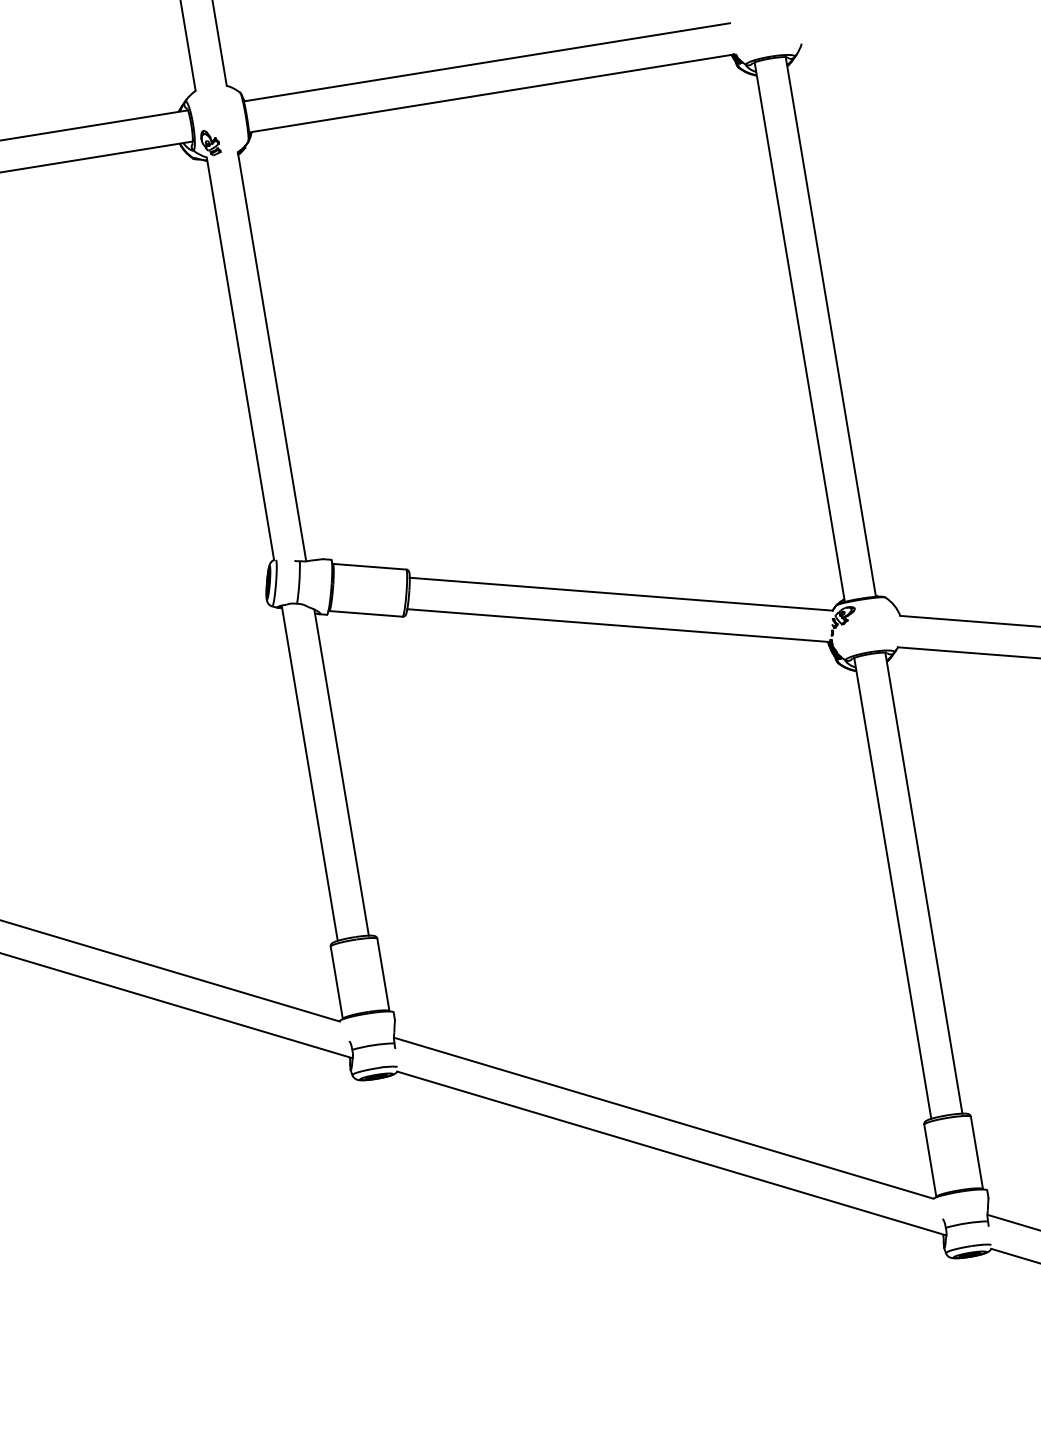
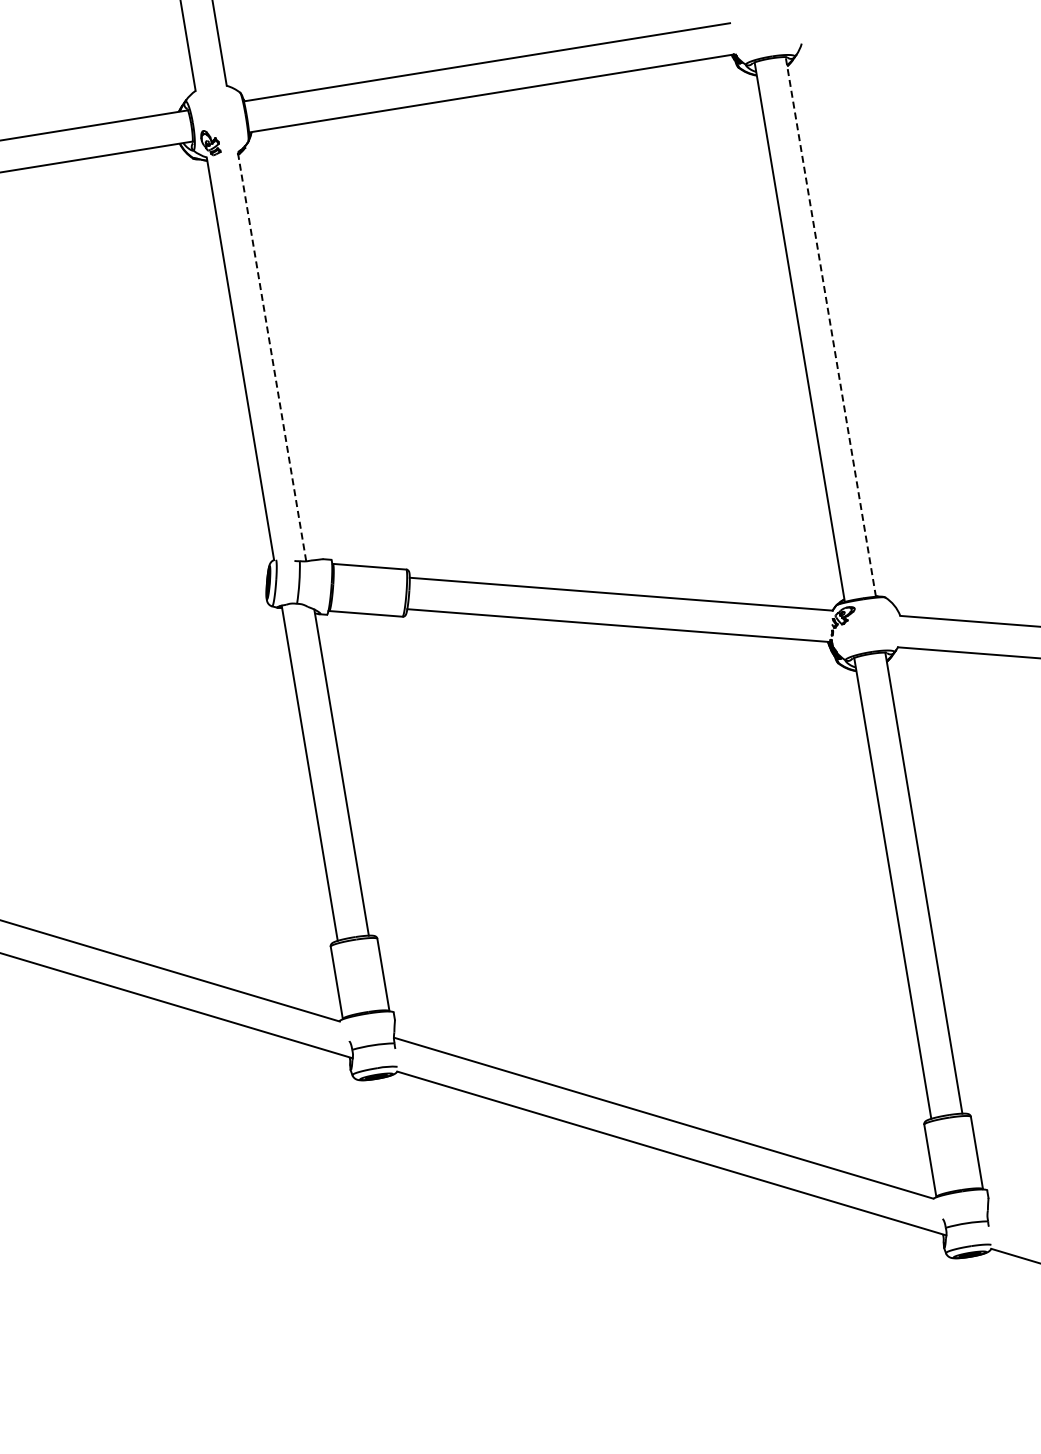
line: solid -> dashed (830, 326)
line: solid -> dashed (271, 356)
line: present -> none (1012, 1221)
